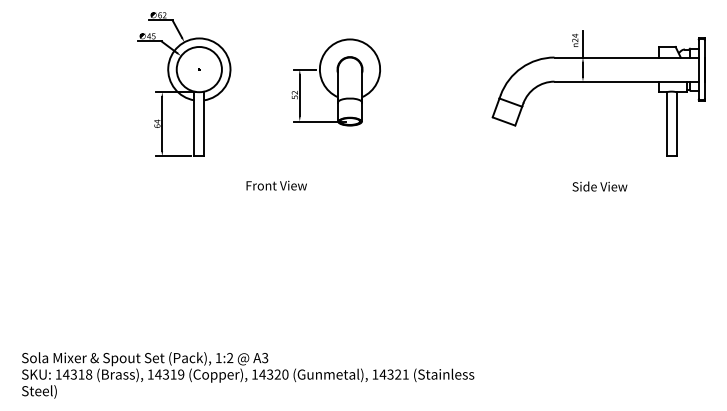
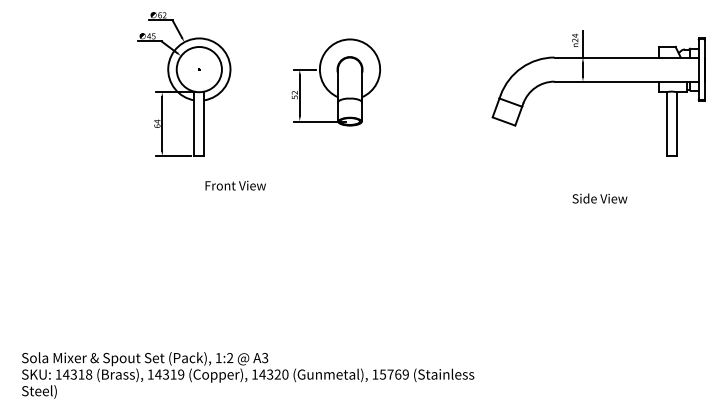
text position: (276, 185) -> (235, 185) (235, 185)
text position: (599, 186) -> (599, 198) (599, 198)
text: 14321 -> 15769 (393, 374)
